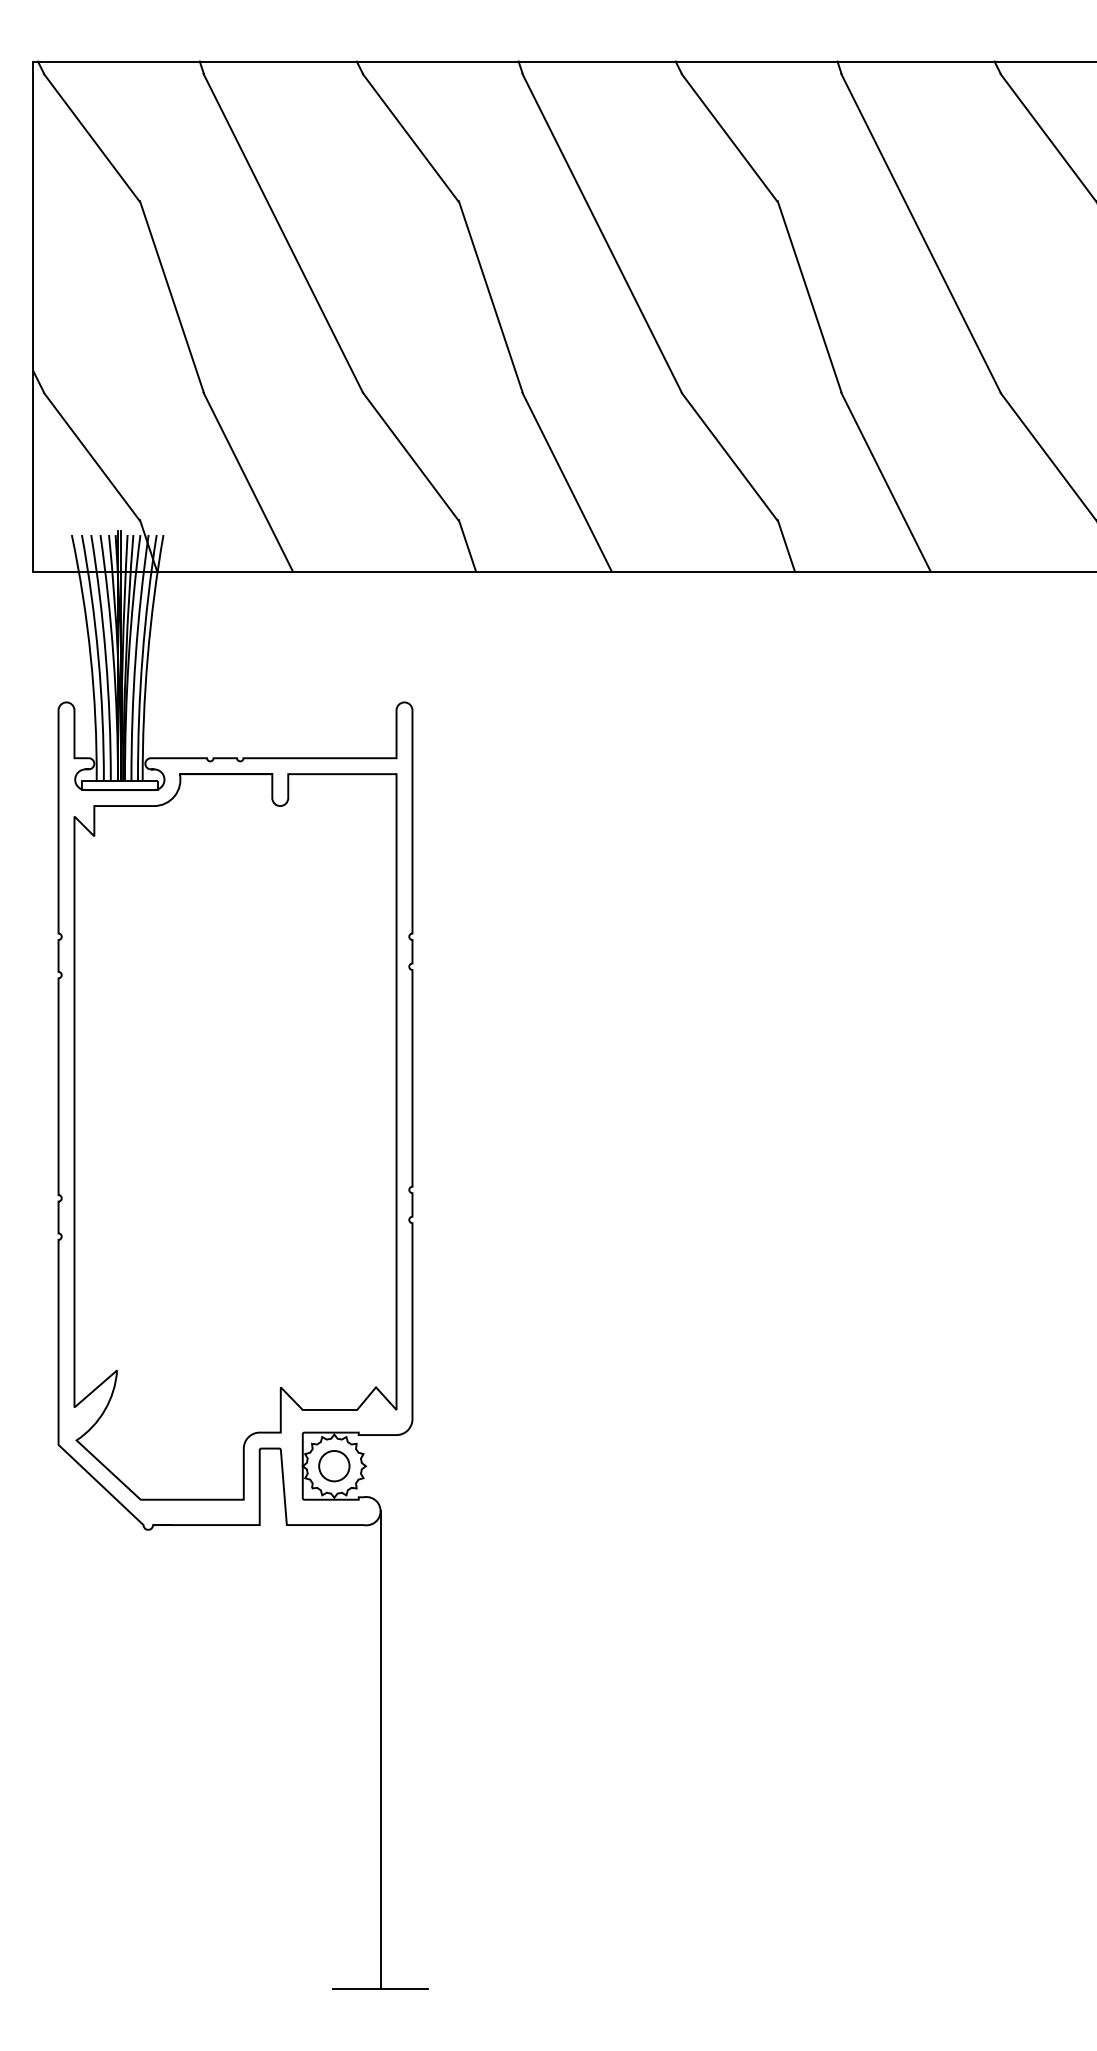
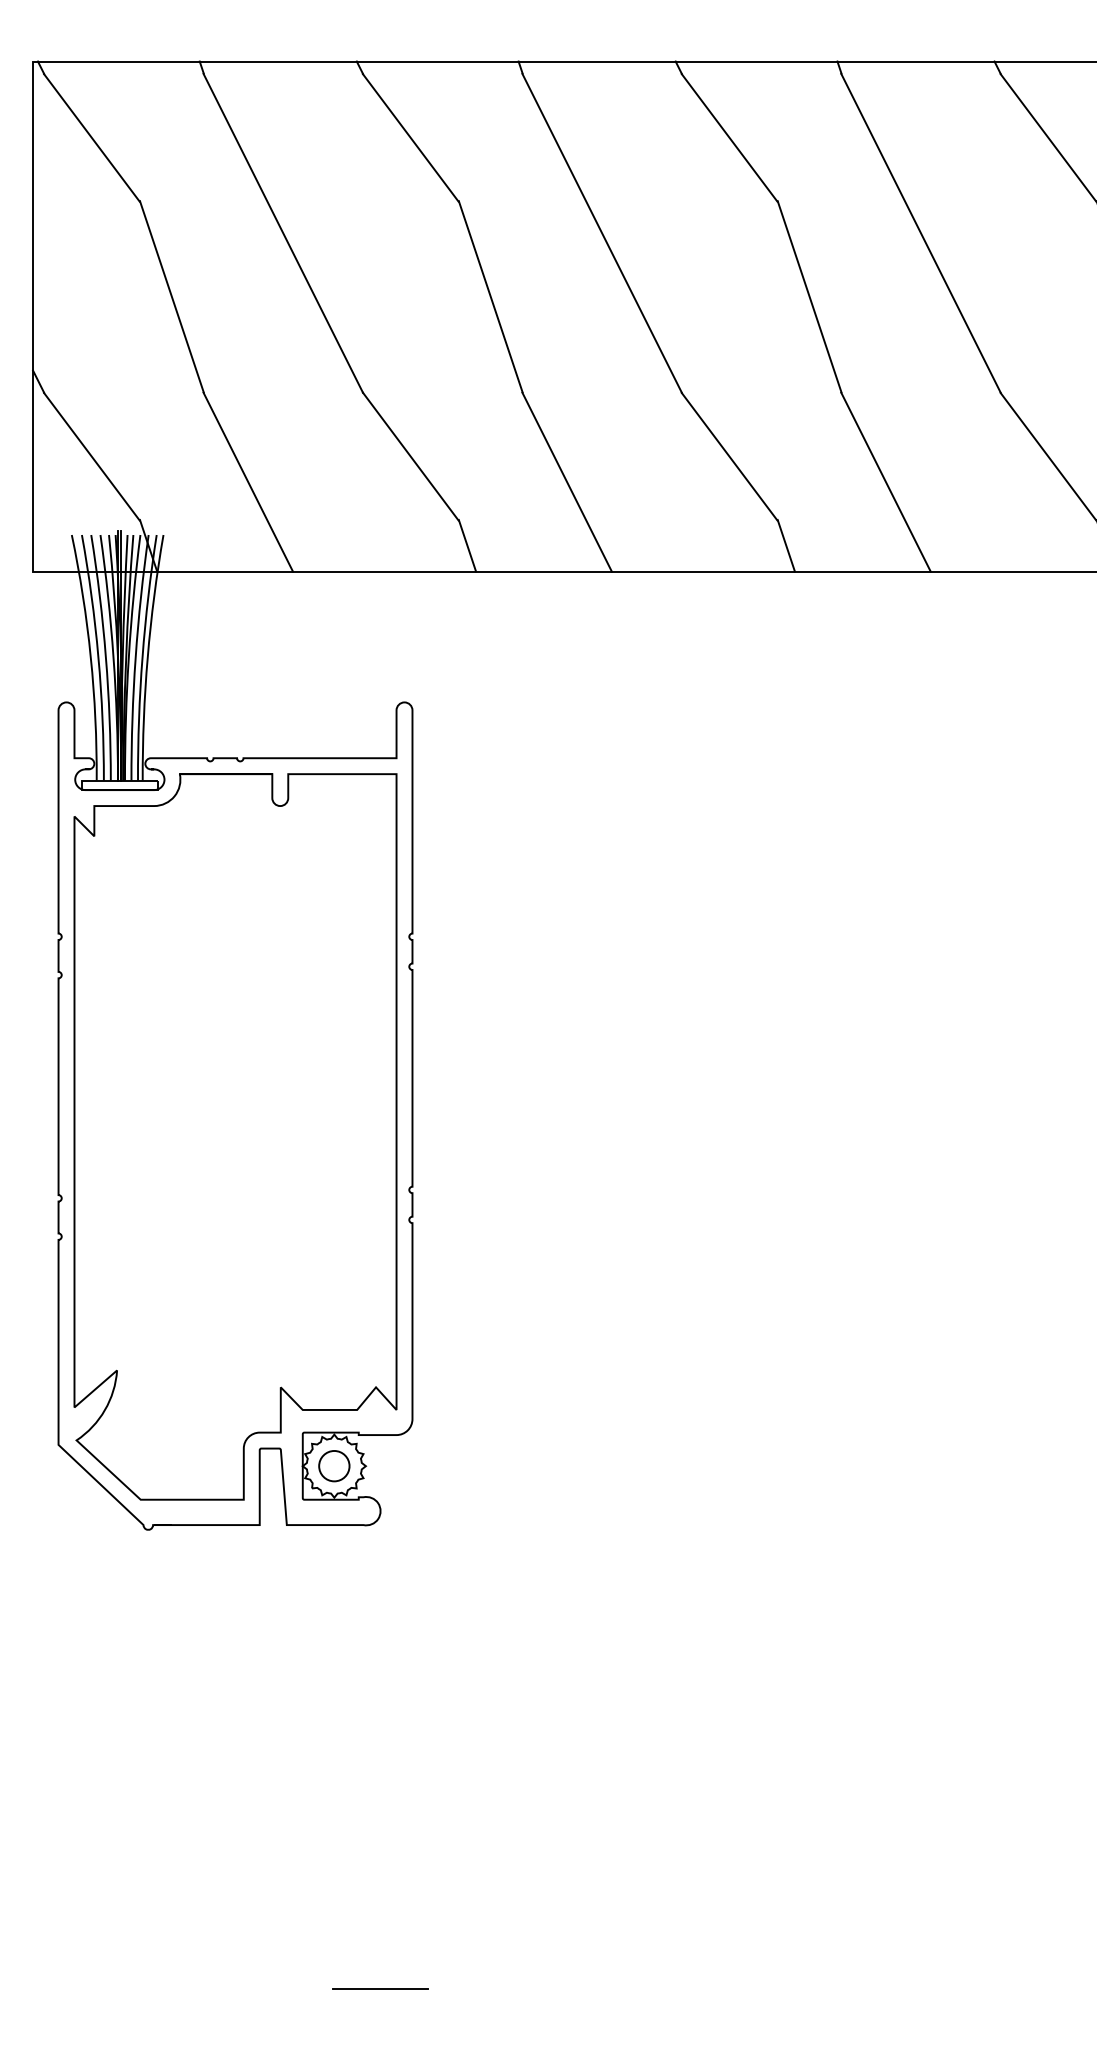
line: present -> none (380, 1750)
